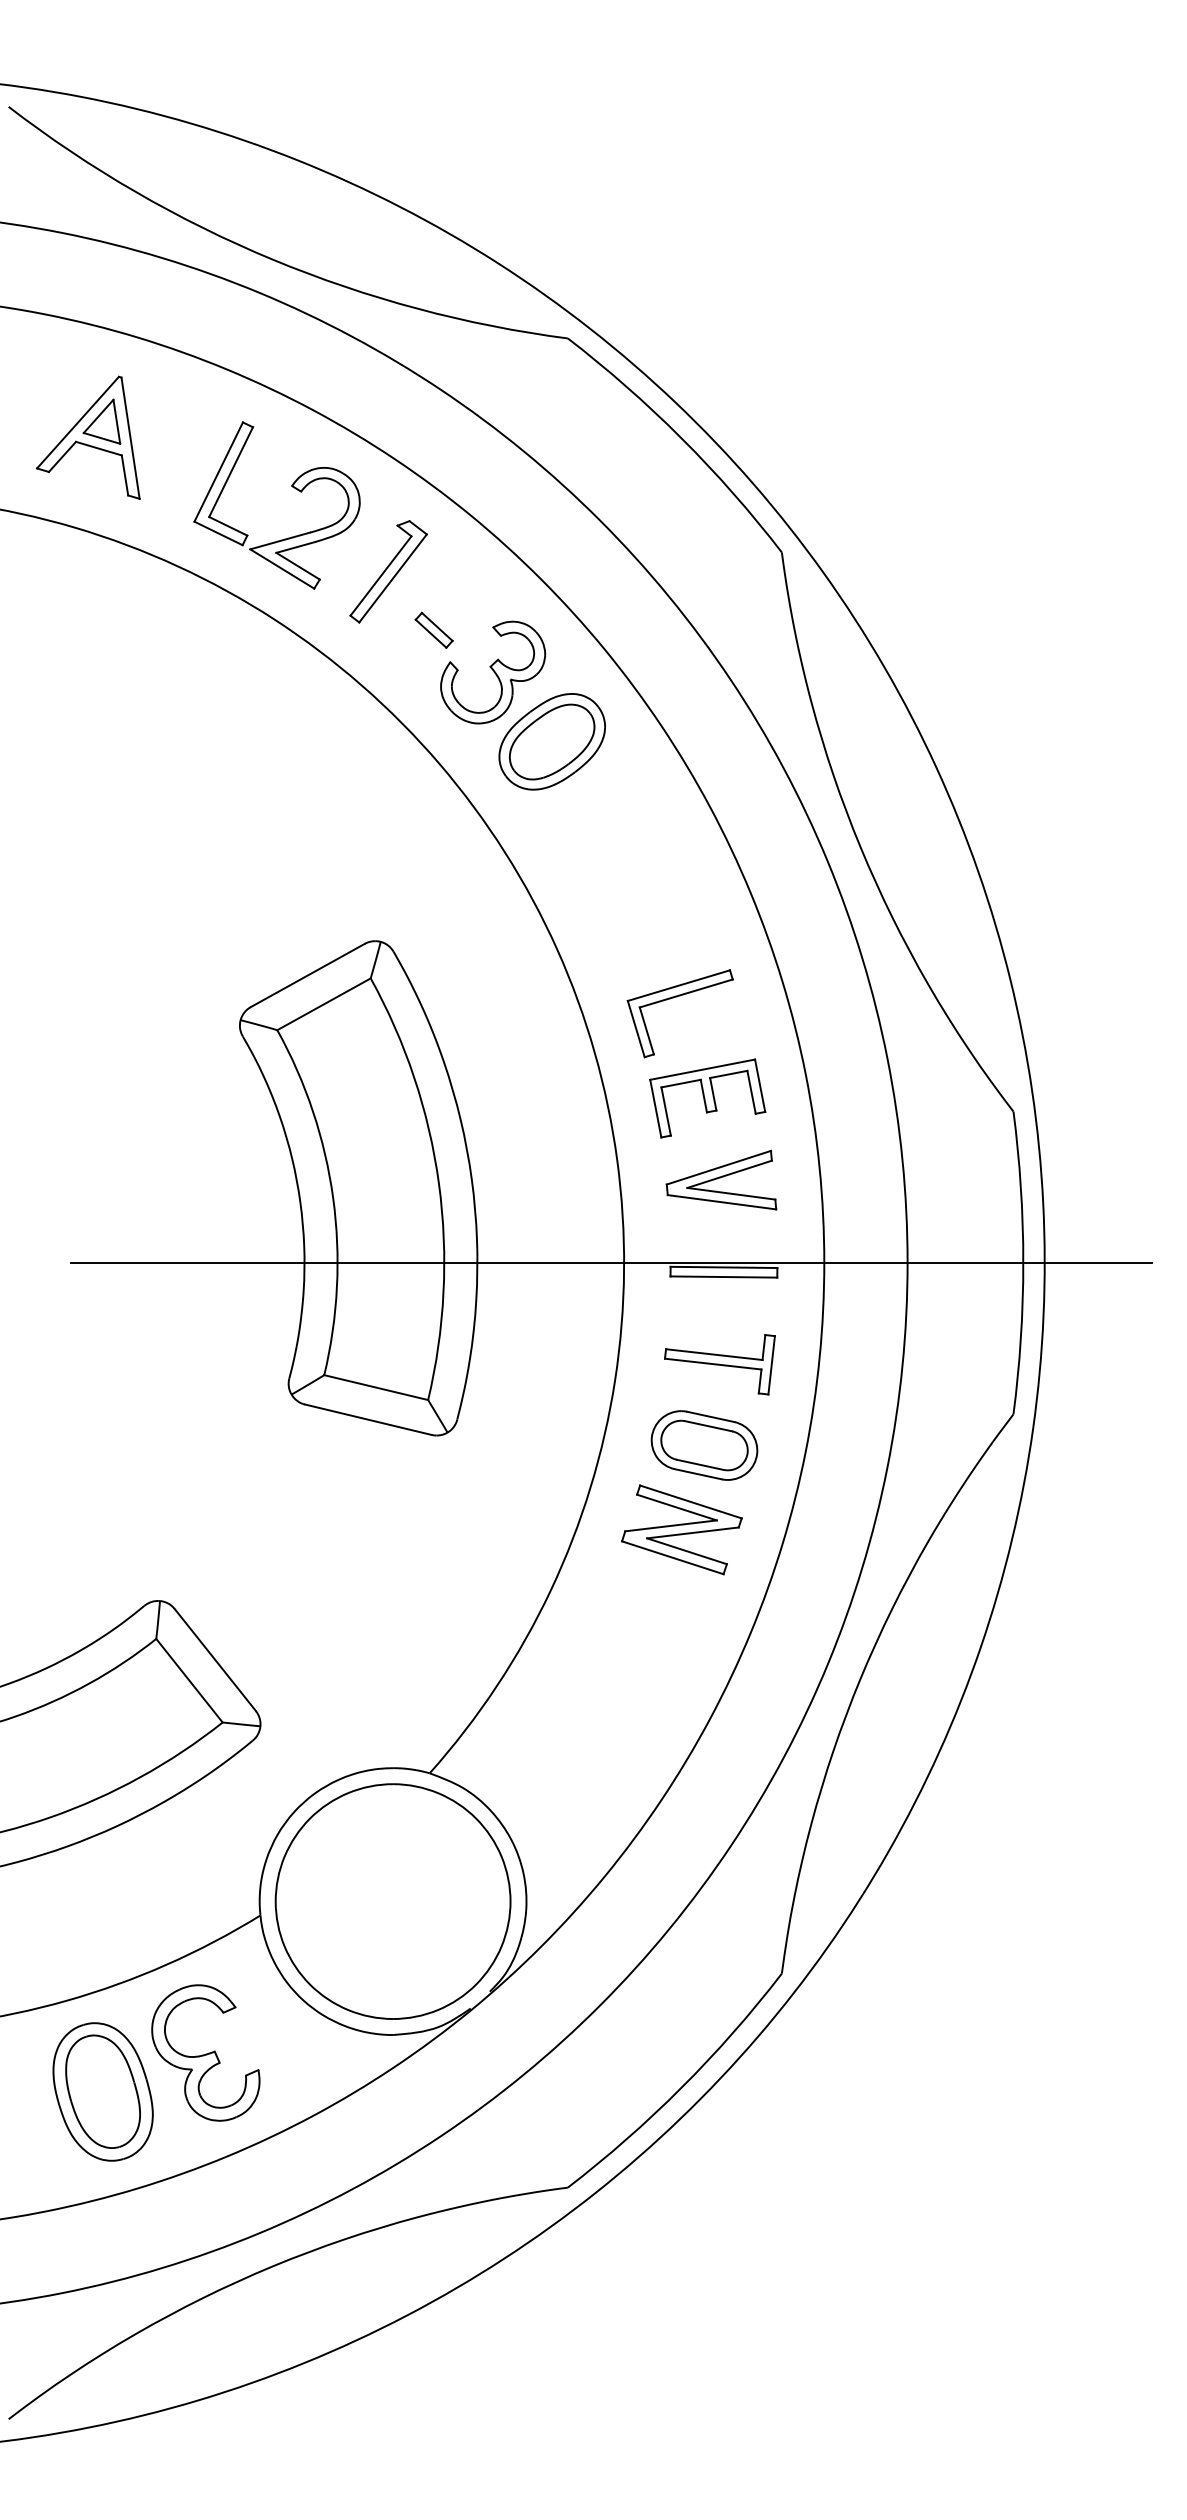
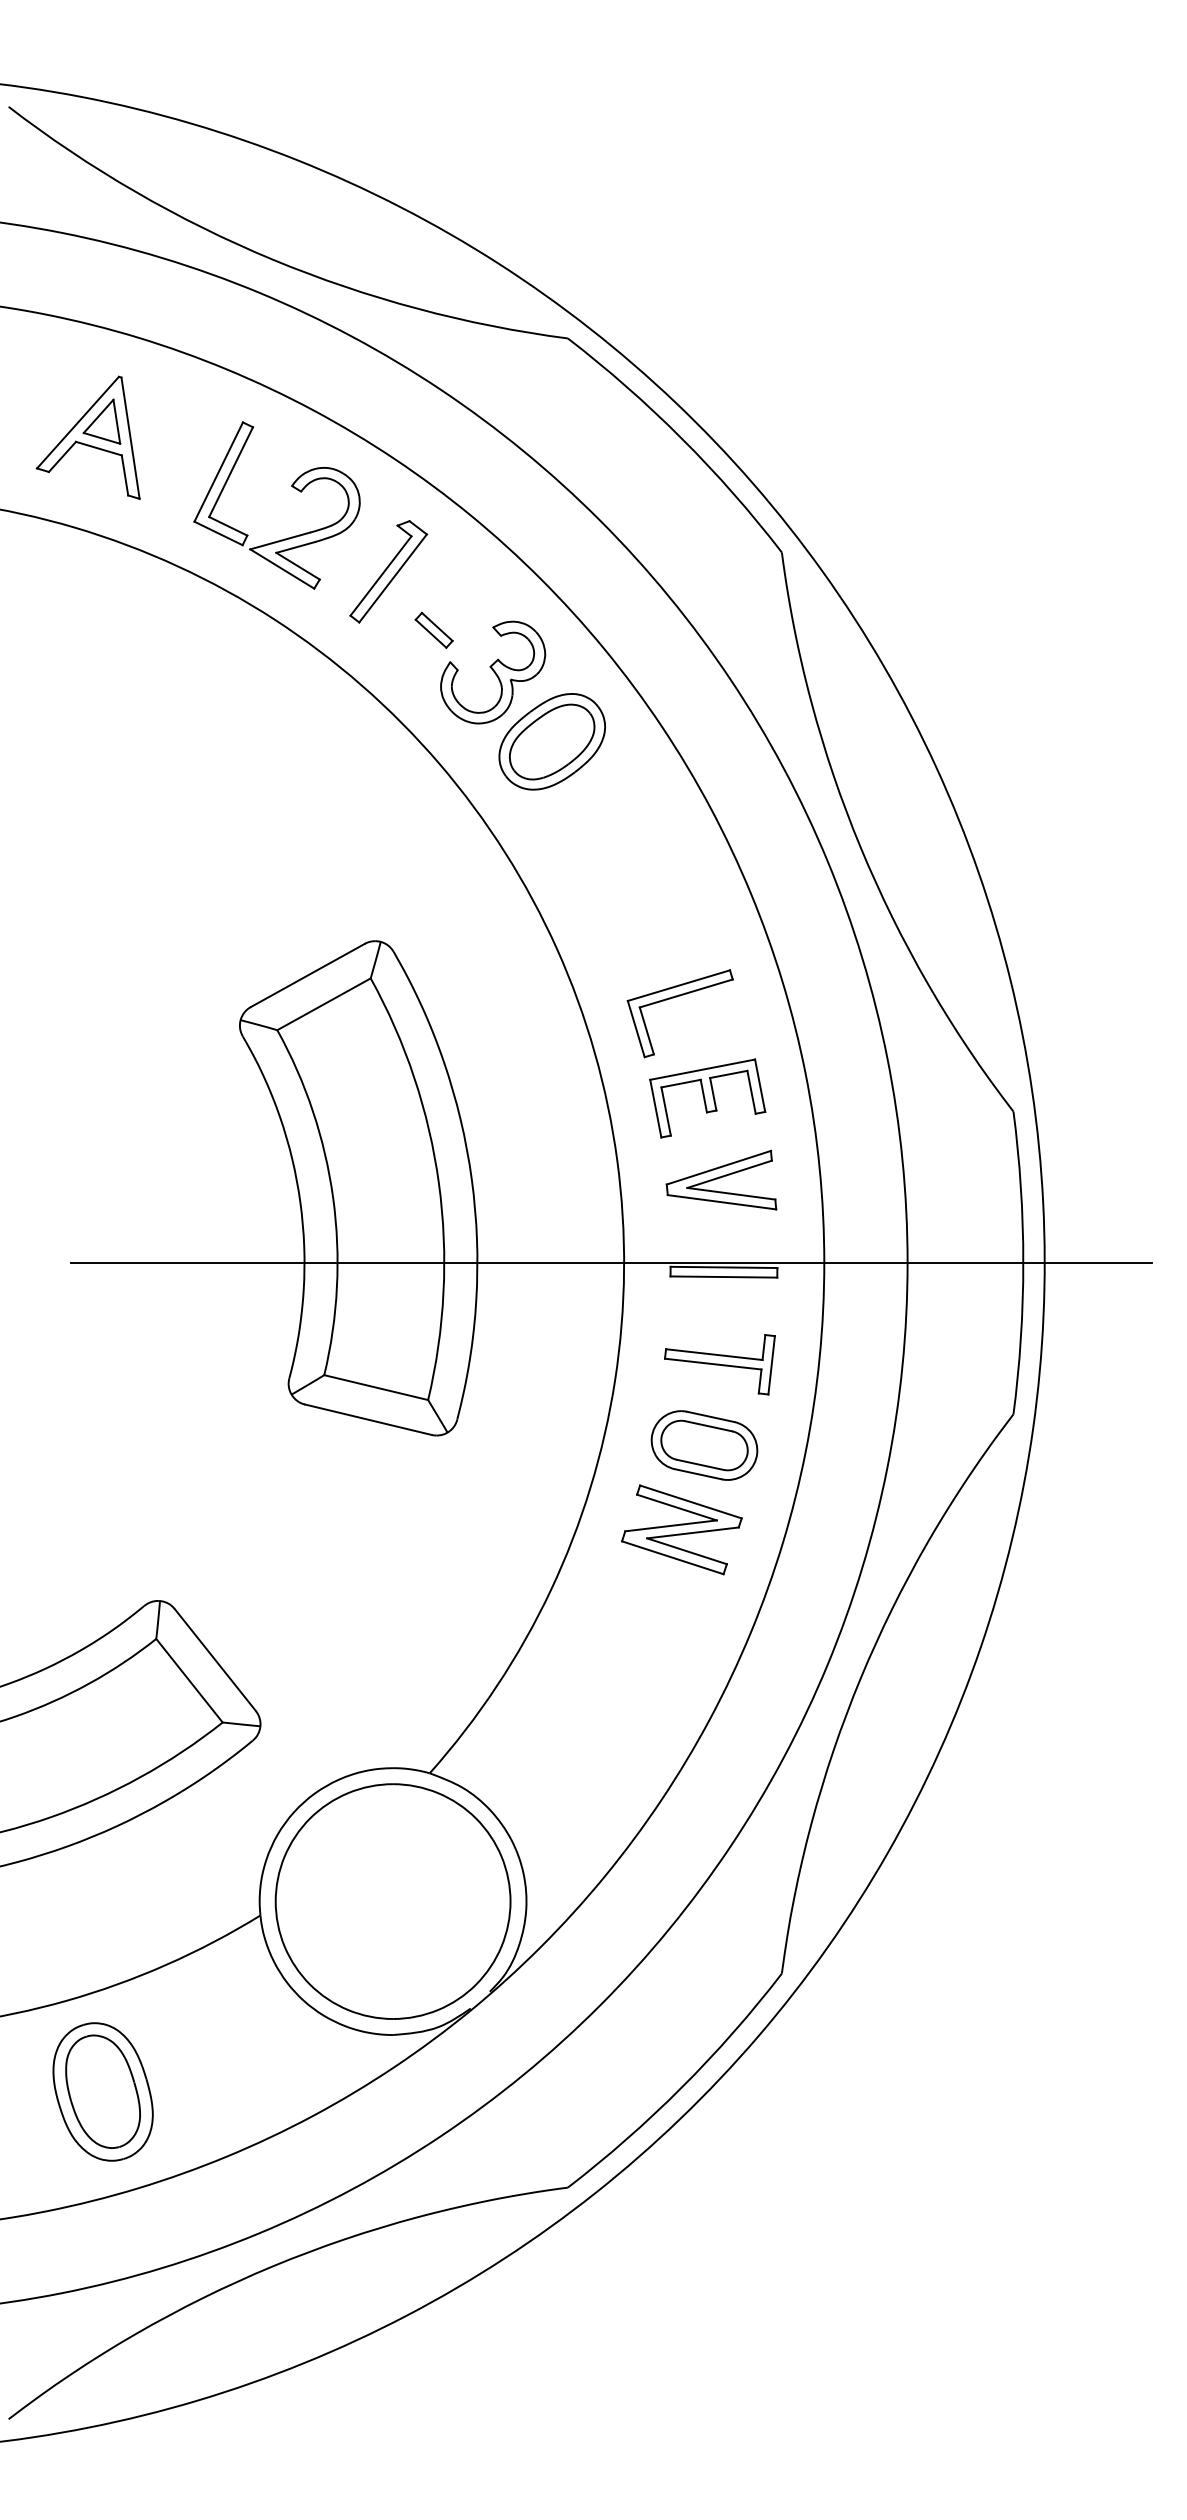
part: present -> none (205, 2052)
